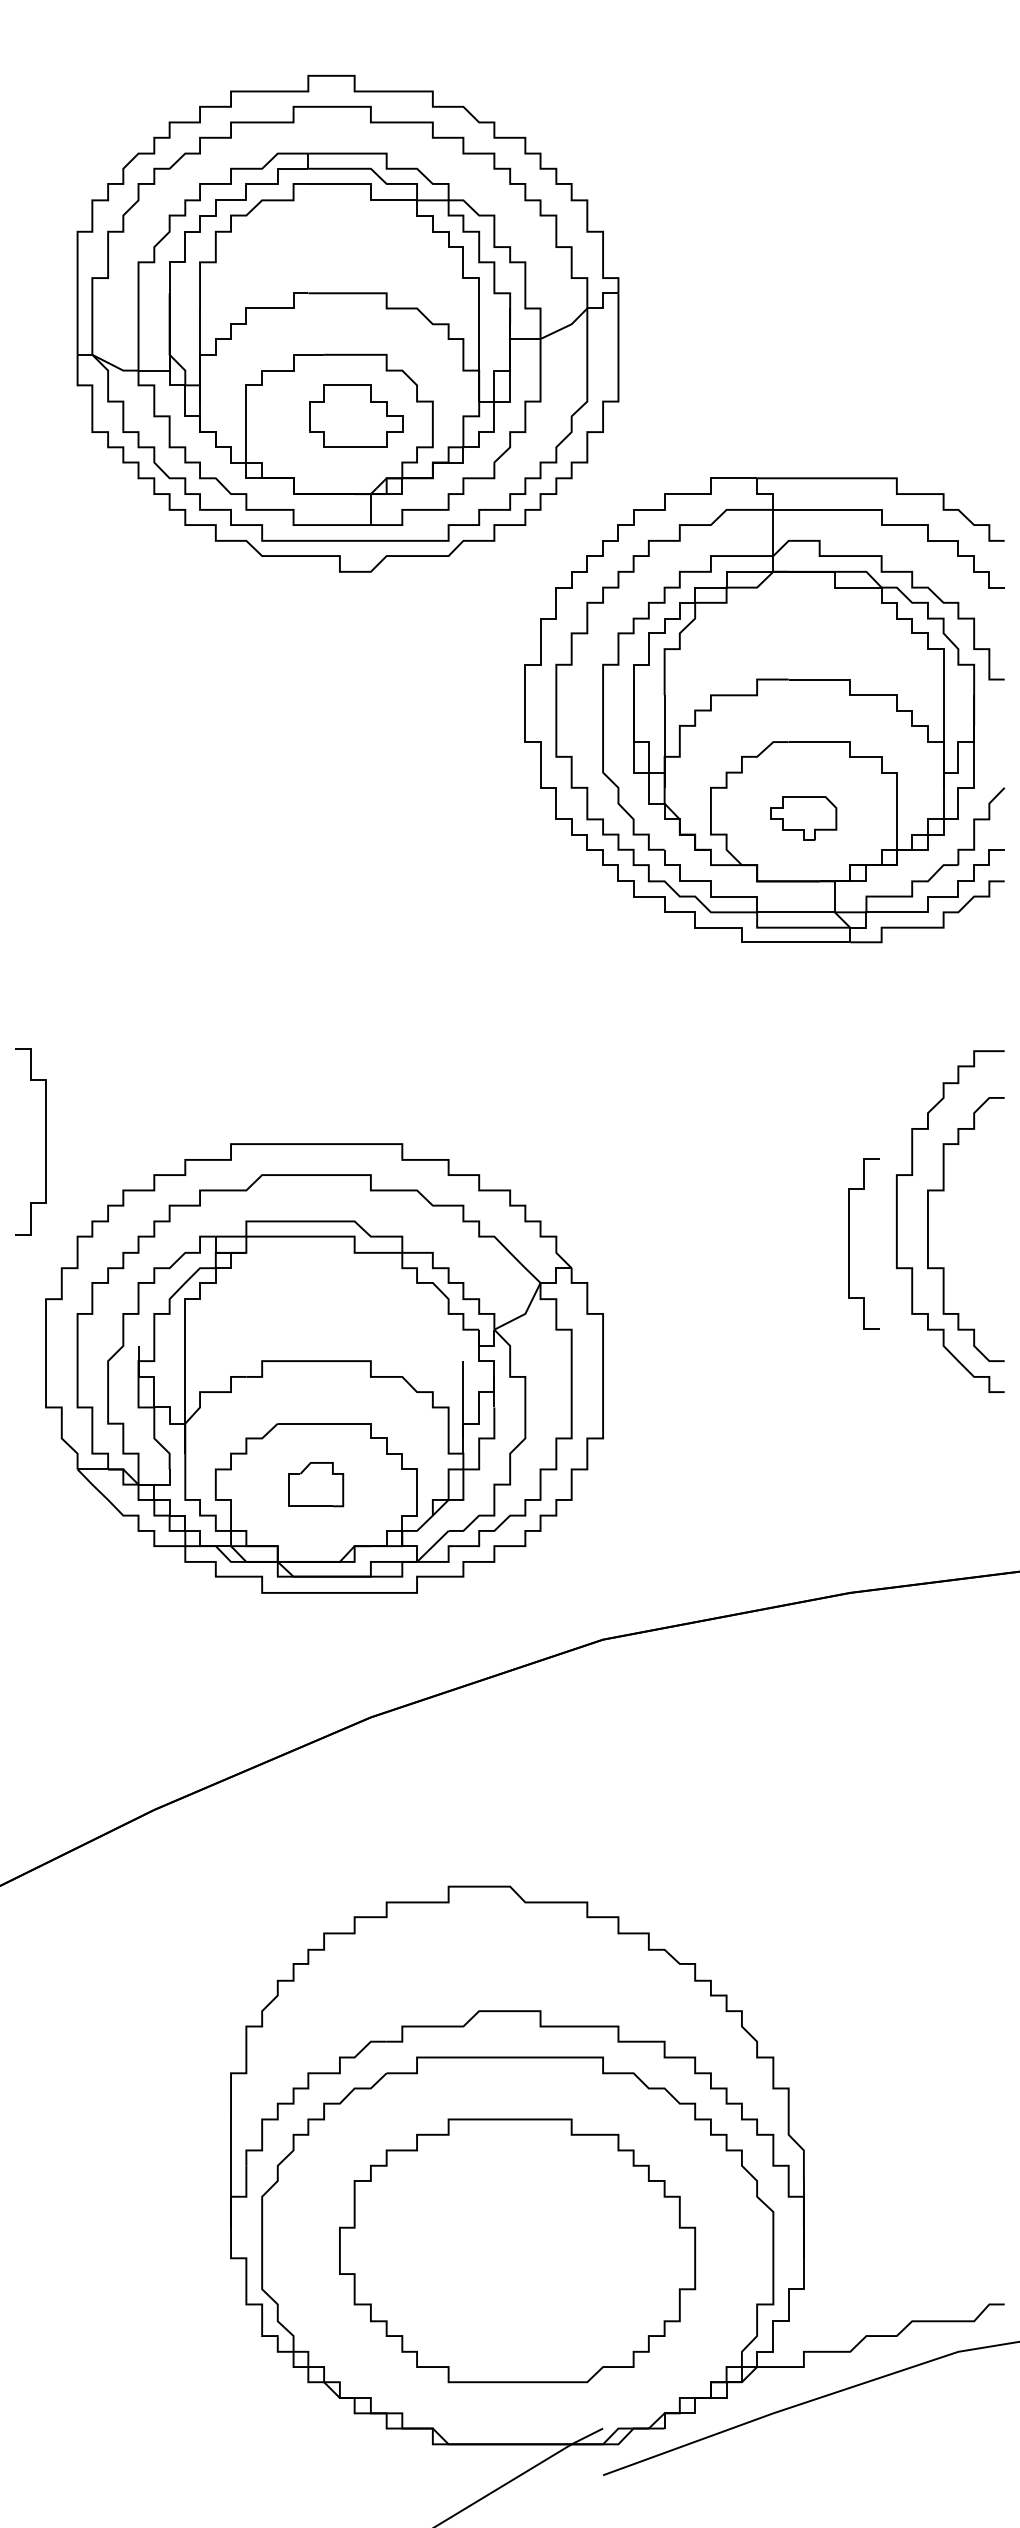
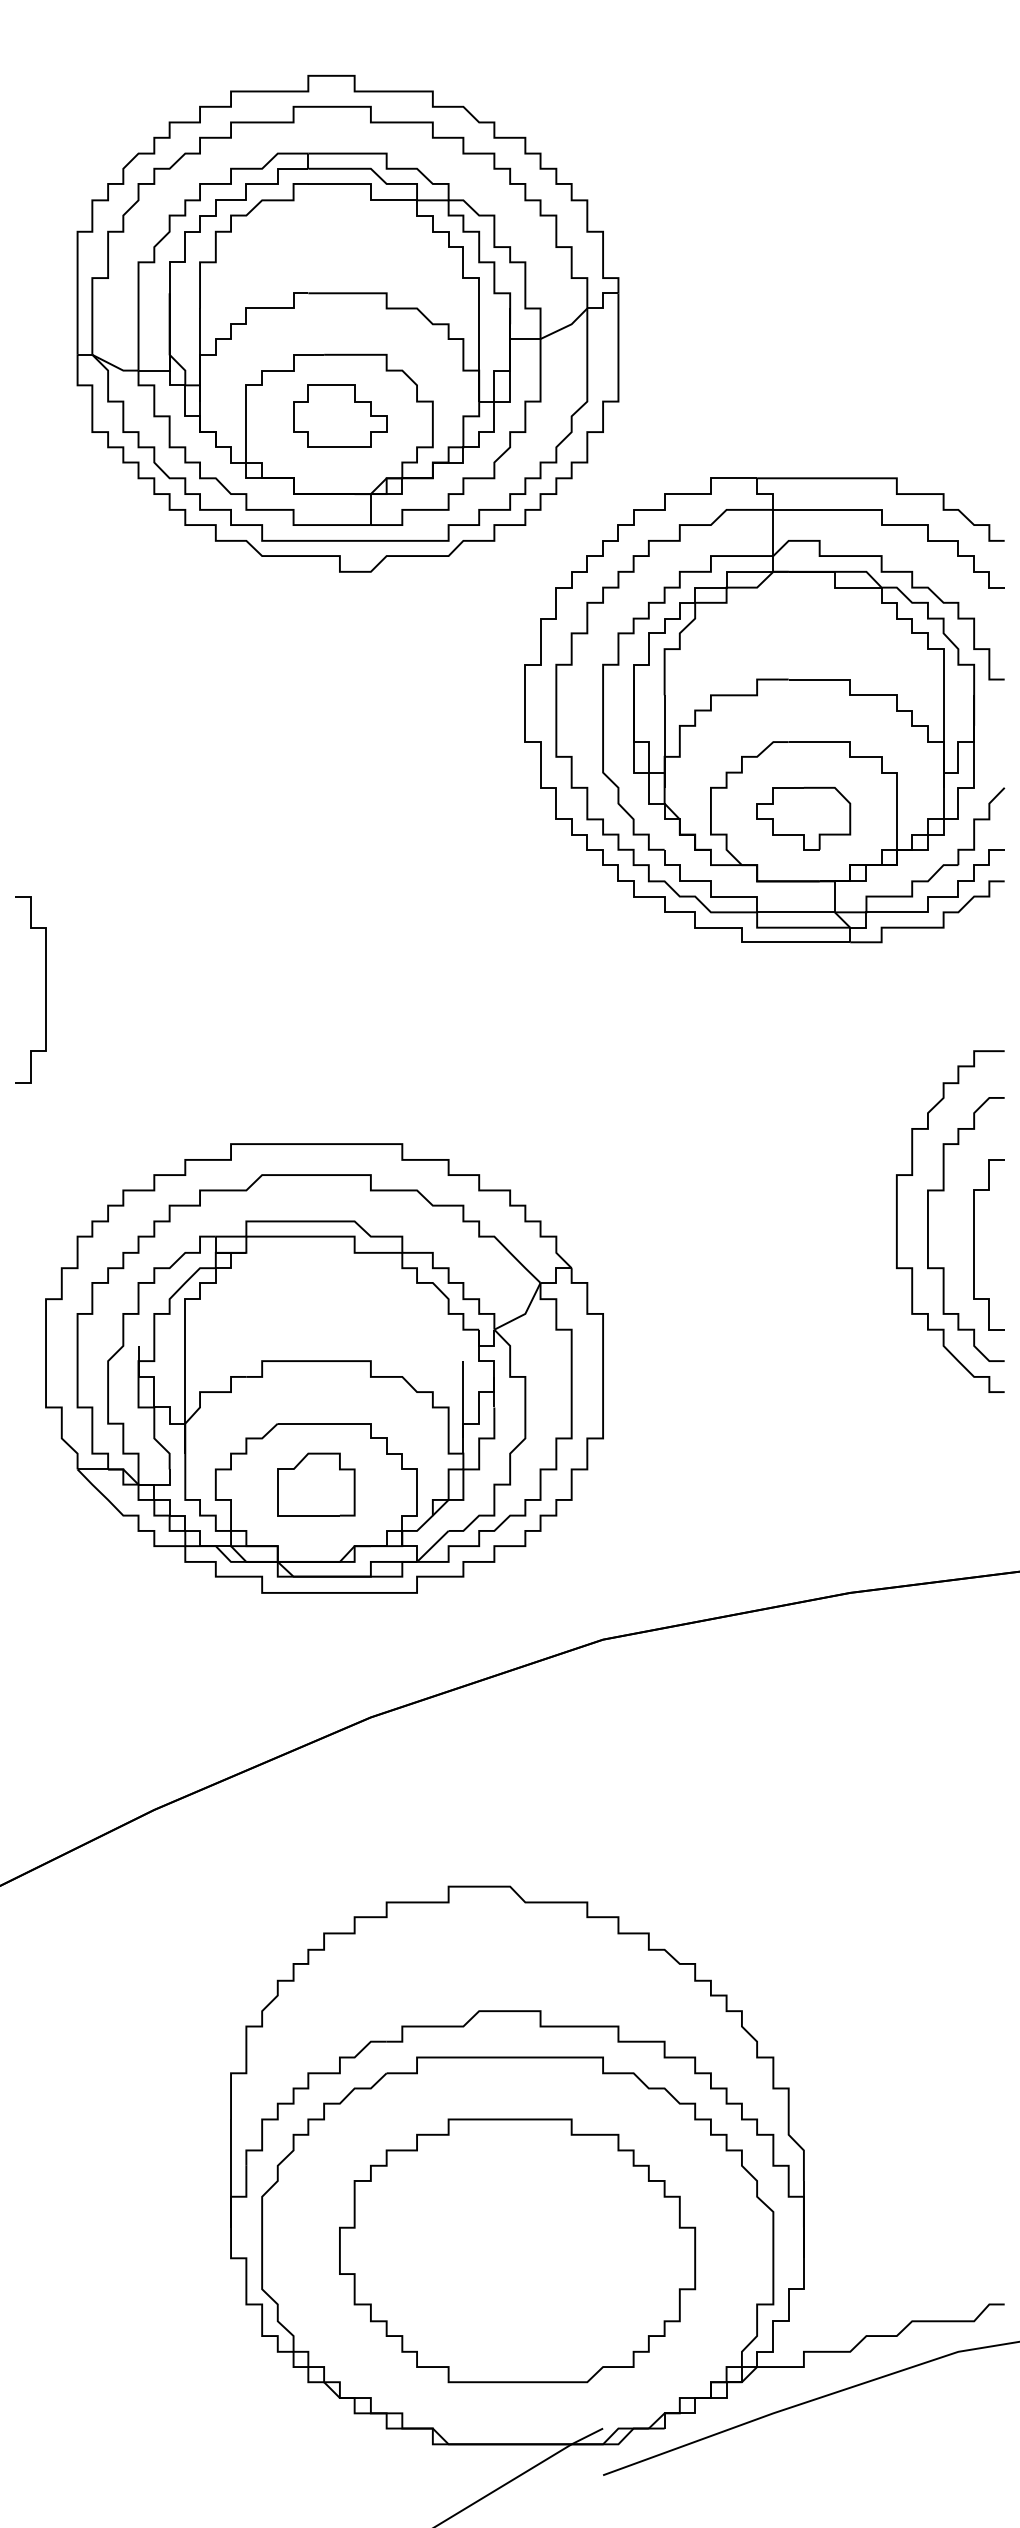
part position: (356, 415) -> (340, 415) (340, 415)
part size: 68x45 px -> 96x65 px (803, 818)
curve position: (45, 1141) -> (45, 989) (45, 989)
curve position: (849, 1243) -> (974, 1244) (974, 1244)
part size: 57x46 px -> 79x65 px (316, 1484)
